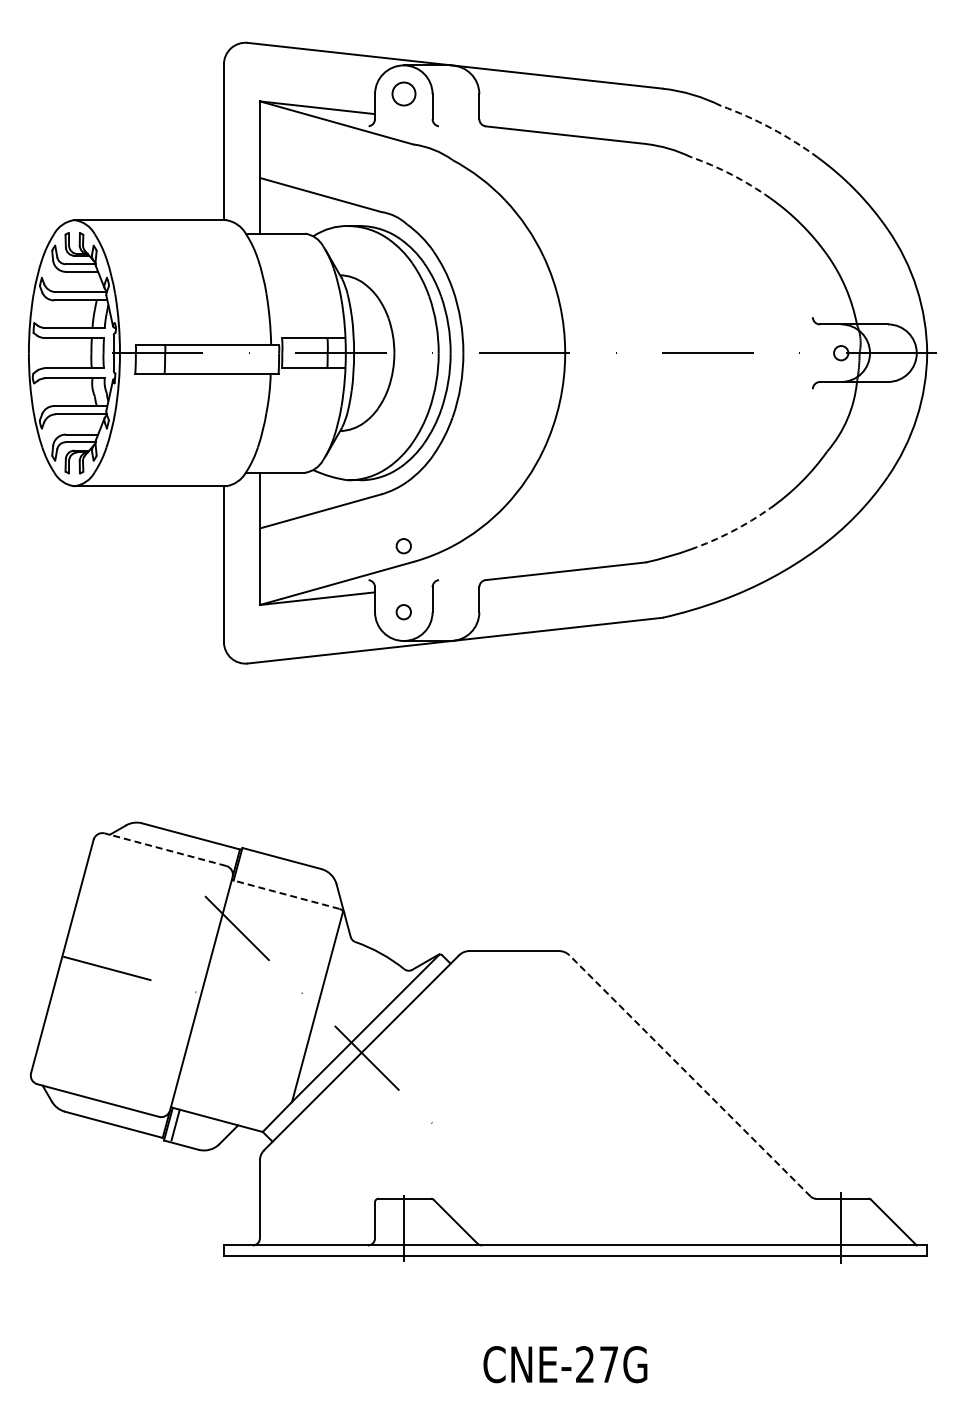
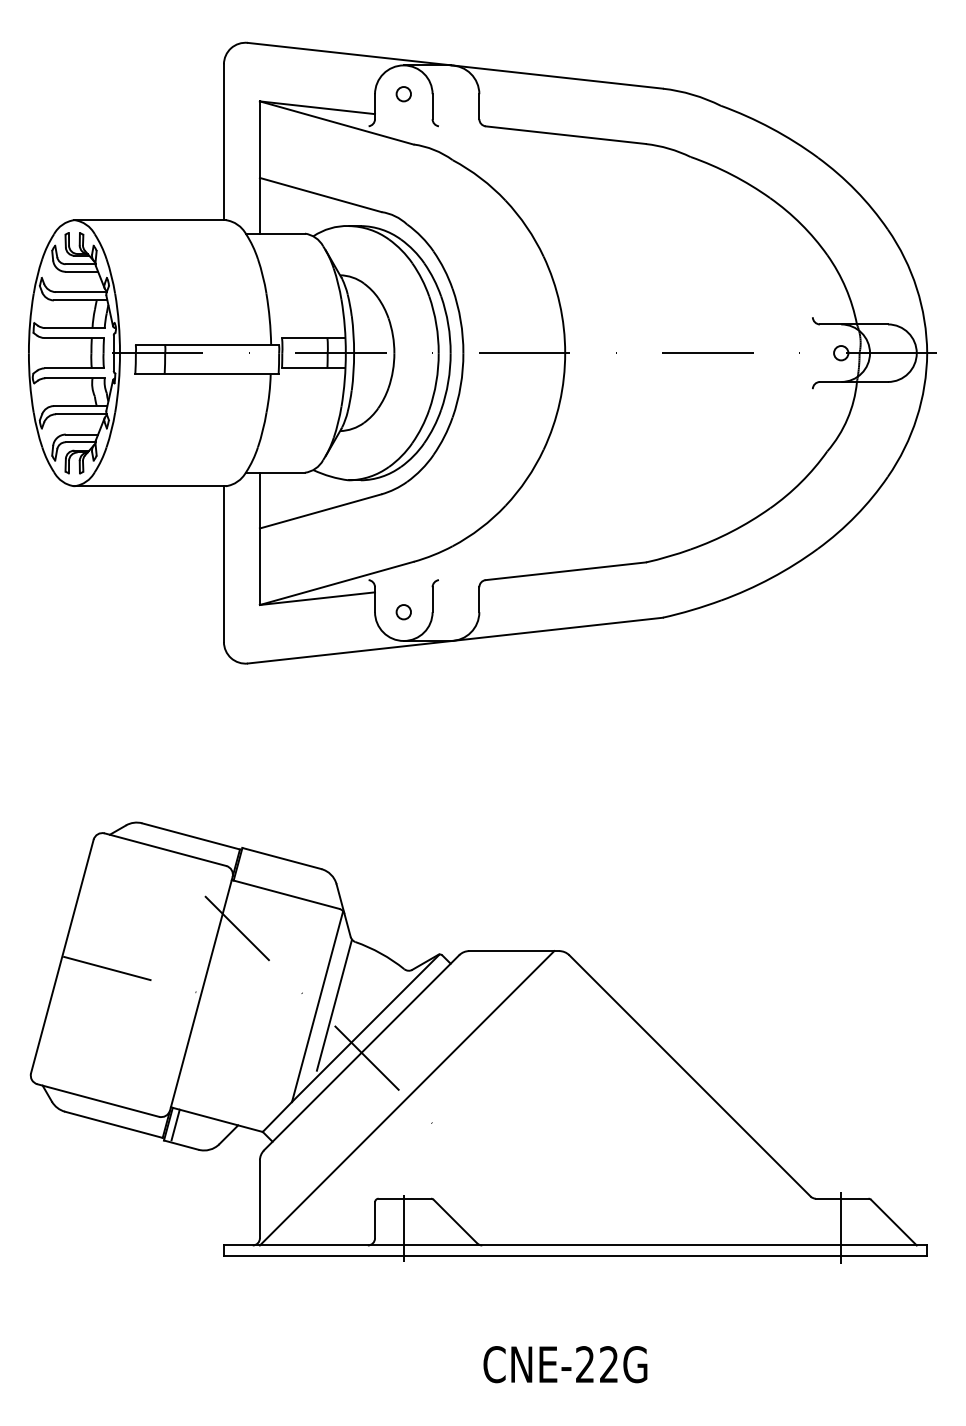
circle size: 26x26 px -> 17x17 px (403, 94)
arc: dashed -> solid (771, 128)
arc: dashed -> solid (731, 174)
arc: dashed -> solid (731, 531)
circle: present -> none (403, 546)
line: dashed -> solid (165, 849)
line: dashed -> solid (285, 894)
line: none -> present (334, 1004)
line: dashed -> solid (690, 1075)
line: none -> present (406, 1098)
text: CNE-27G -> CNE-22G (608, 1364)
